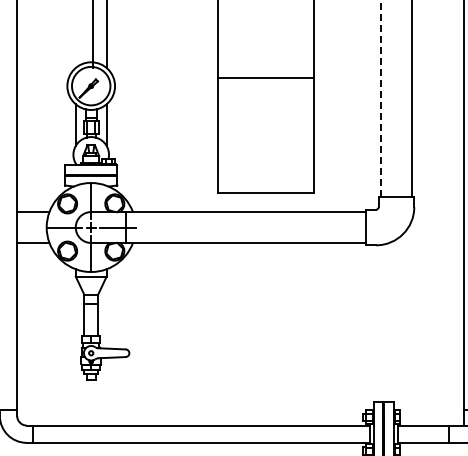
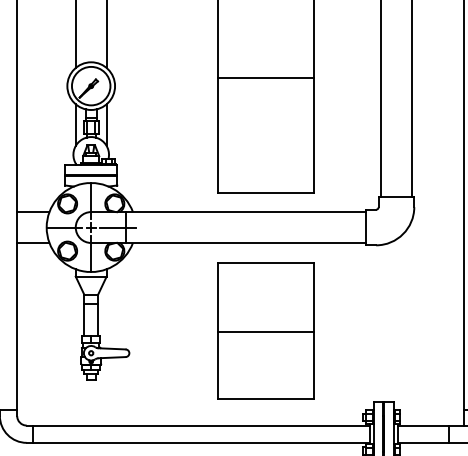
line position: (92, 34) -> (75, 34) (75, 34)
line: dashed -> solid (381, 98)
part: none -> present (265, 330)
